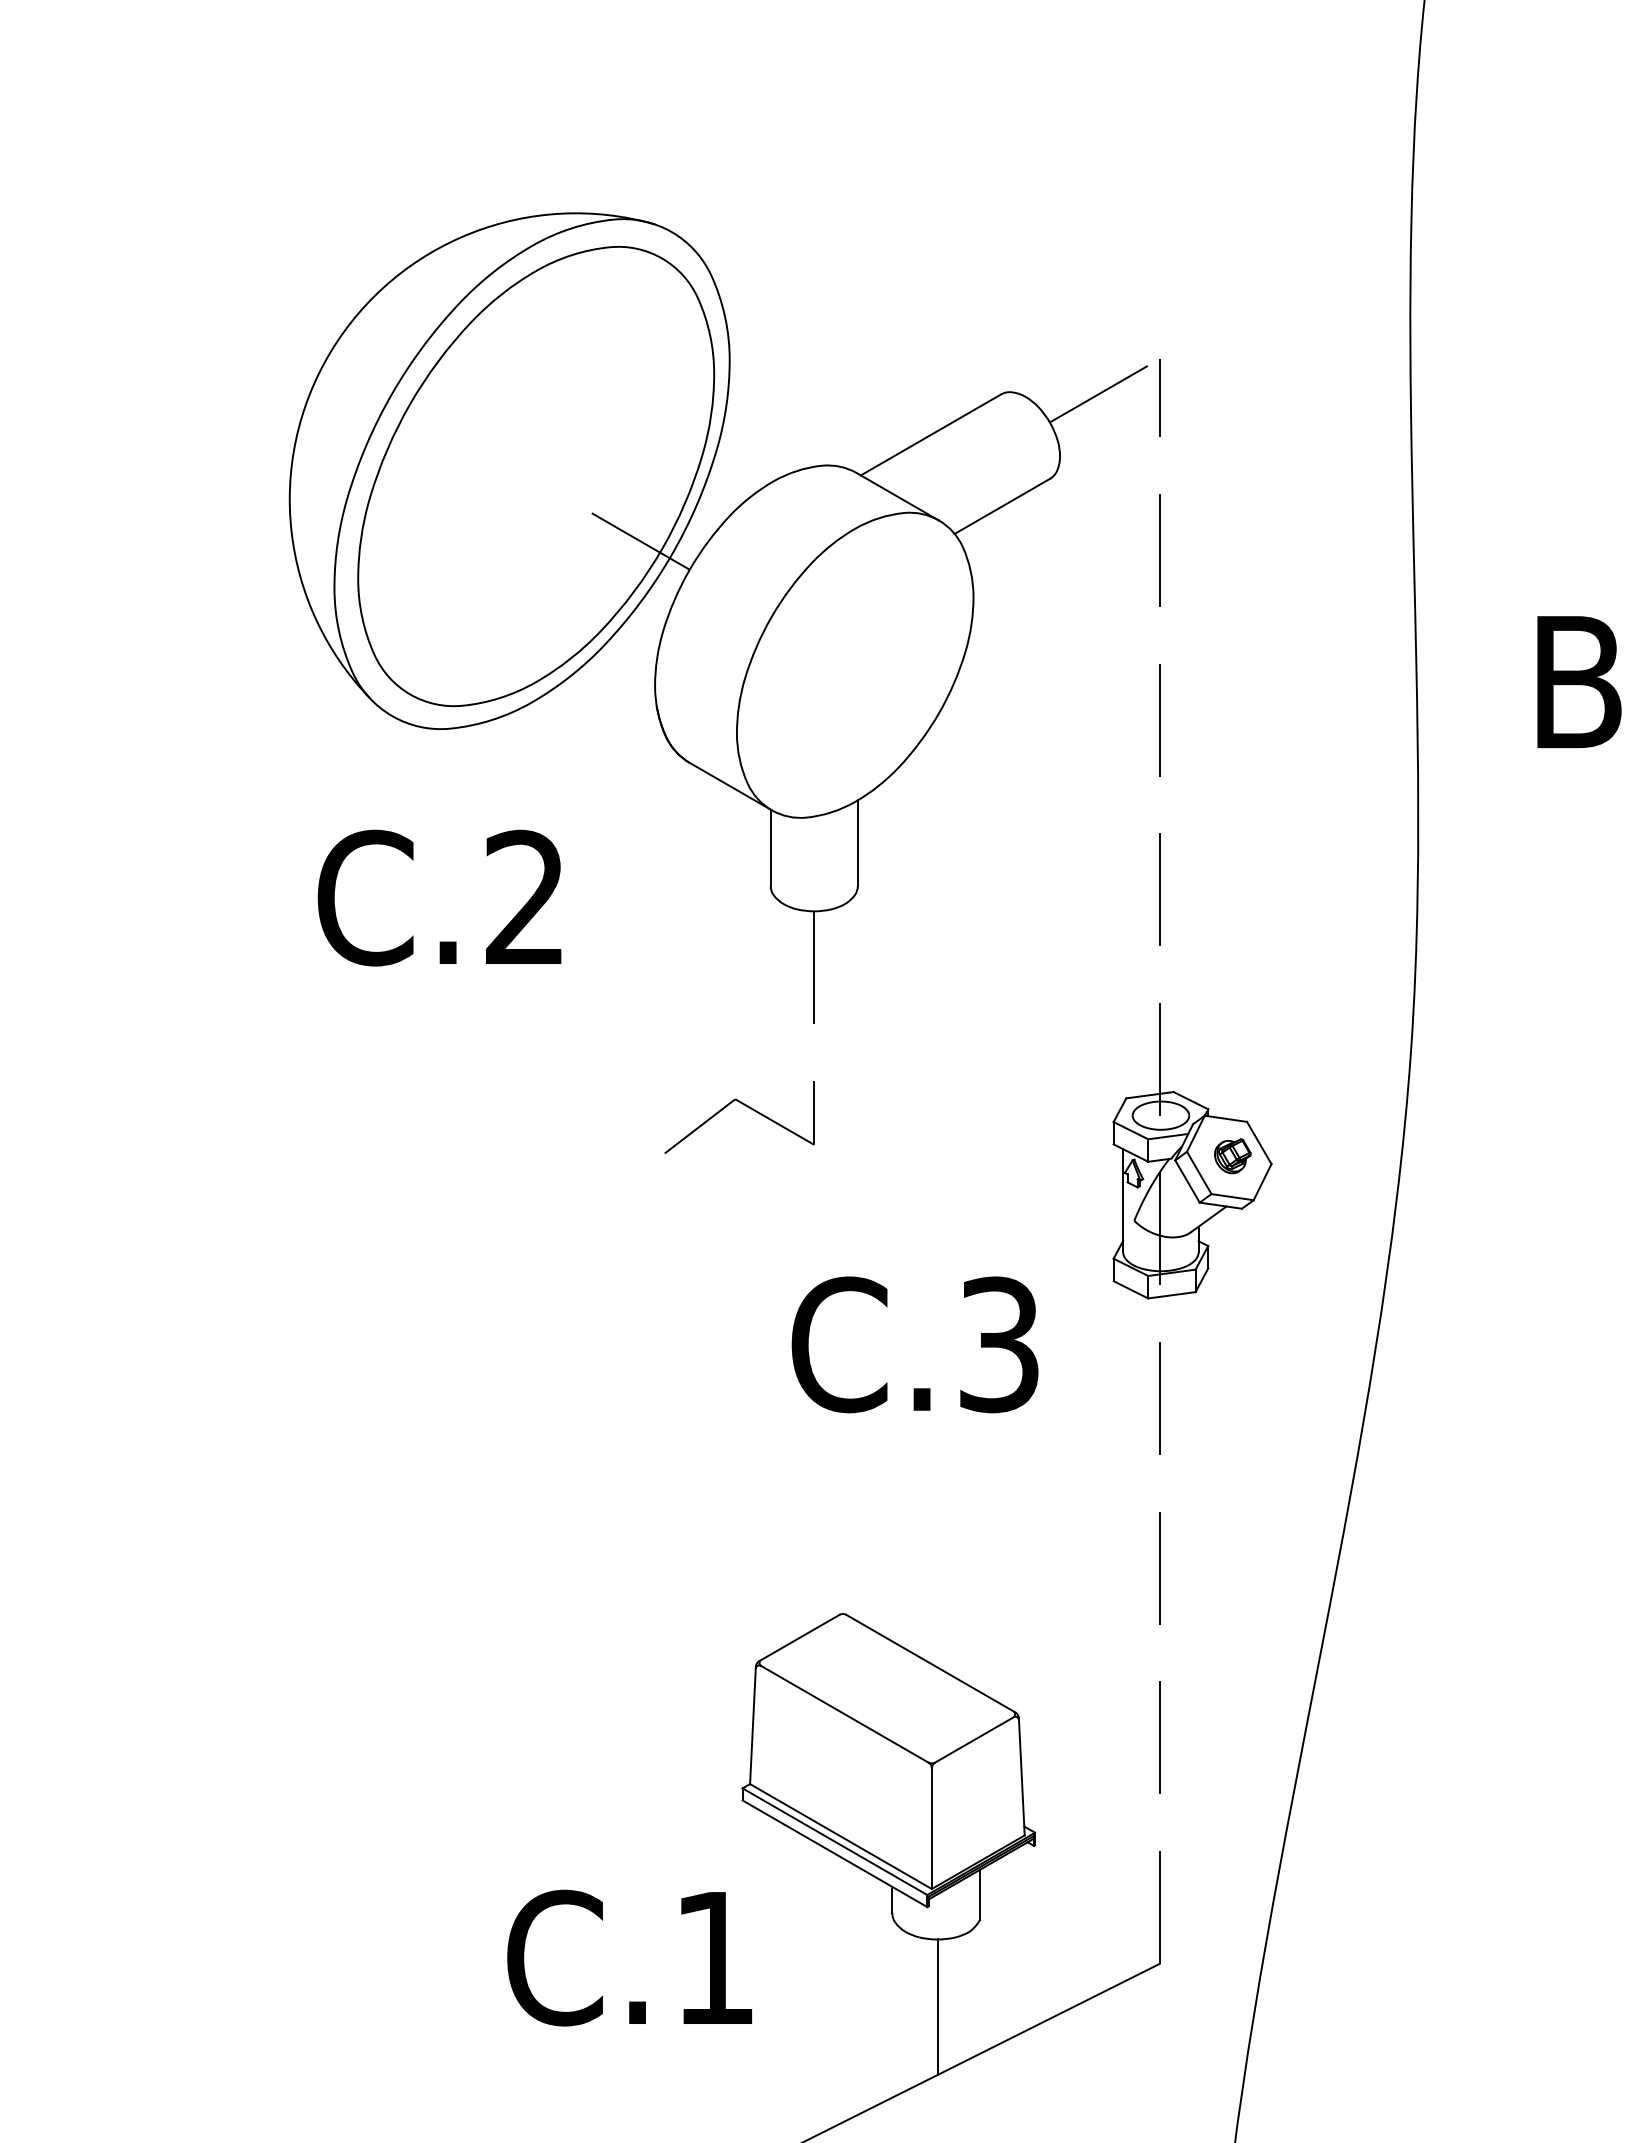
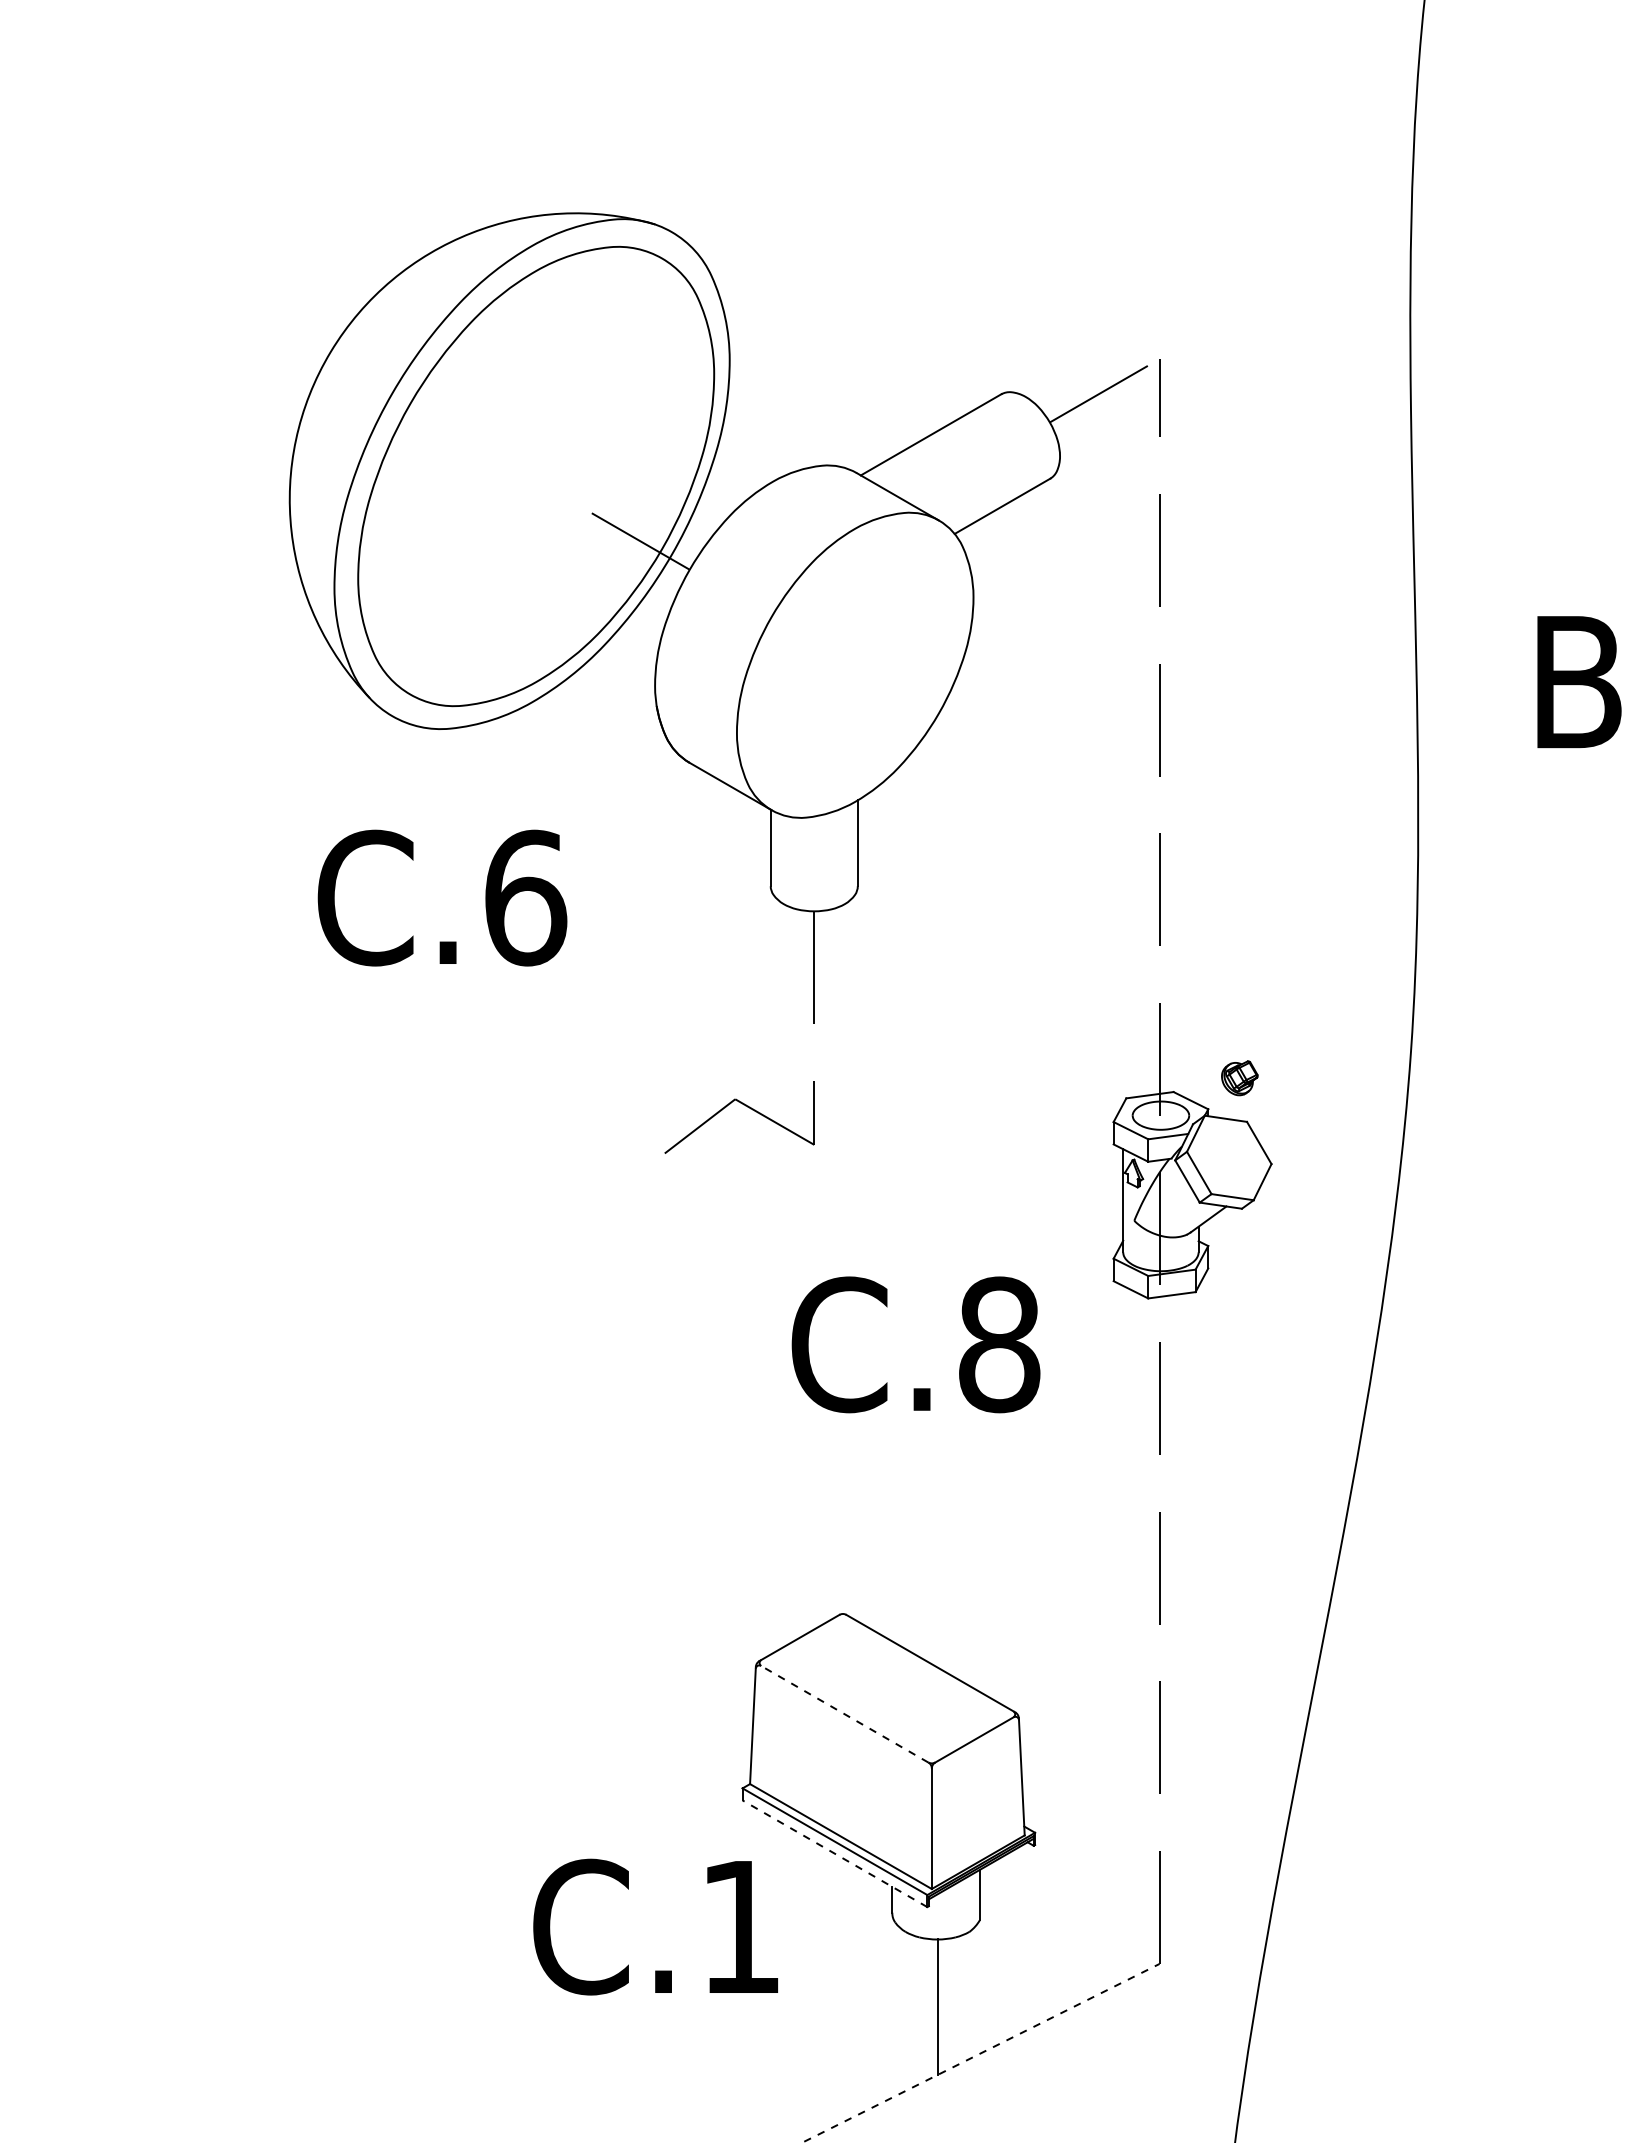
text: C.2 -> C.6 (526, 897)
part position: (1232, 1156) -> (1239, 1078) (1239, 1078)
text: C.3 -> C.8 (999, 1344)
line: solid -> dashed (844, 1714)
line: solid -> dashed (834, 1853)
text position: (629, 1957) -> (655, 1926) (655, 1926)
line: solid -> dashed (980, 2053)
